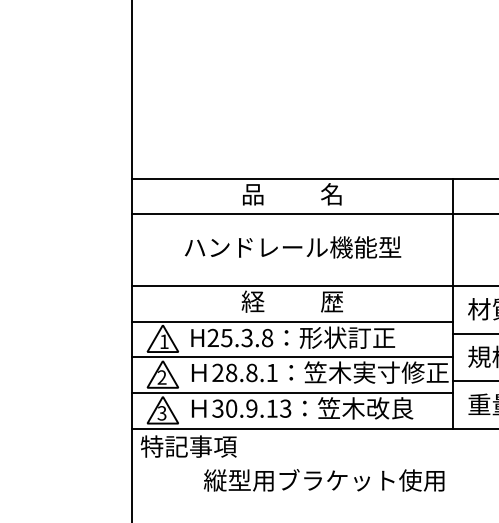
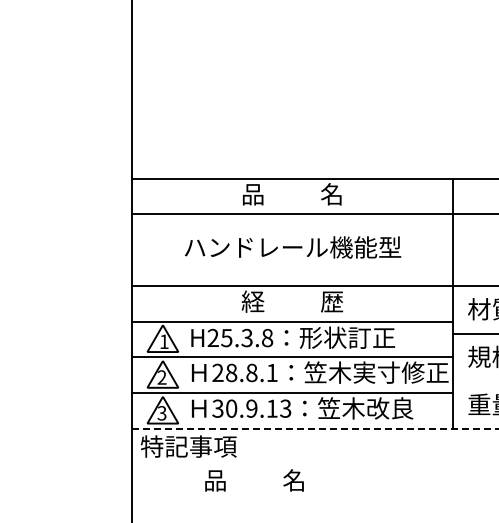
line: present -> none (473, 381)
line: solid -> dashed (315, 428)
text: 縦型用ブラケット使用 -> 品          名 (323, 480)
